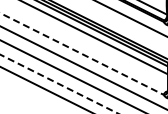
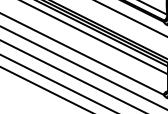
line: dashed -> solid (82, 54)
line: dashed -> solid (59, 84)
